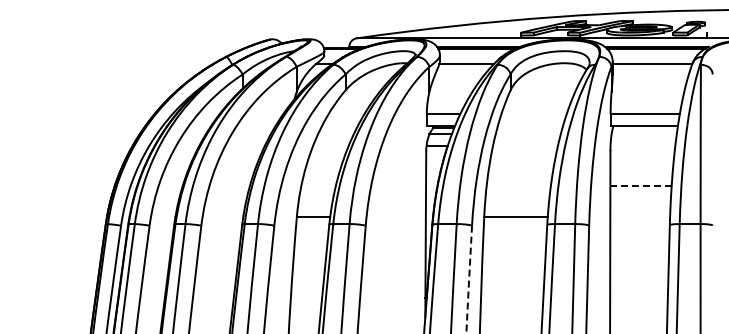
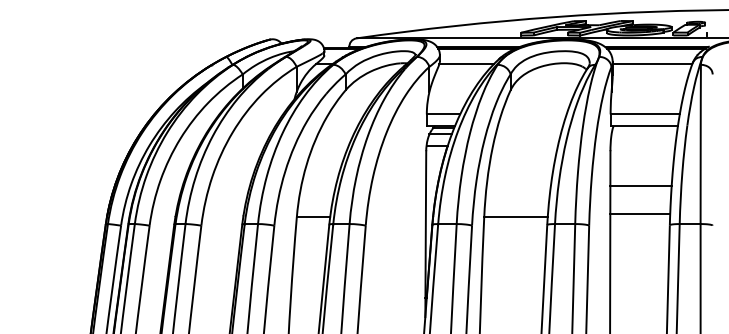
line: dashed -> solid (641, 186)
line: none -> present (640, 214)
arc: dashed -> solid (469, 279)
